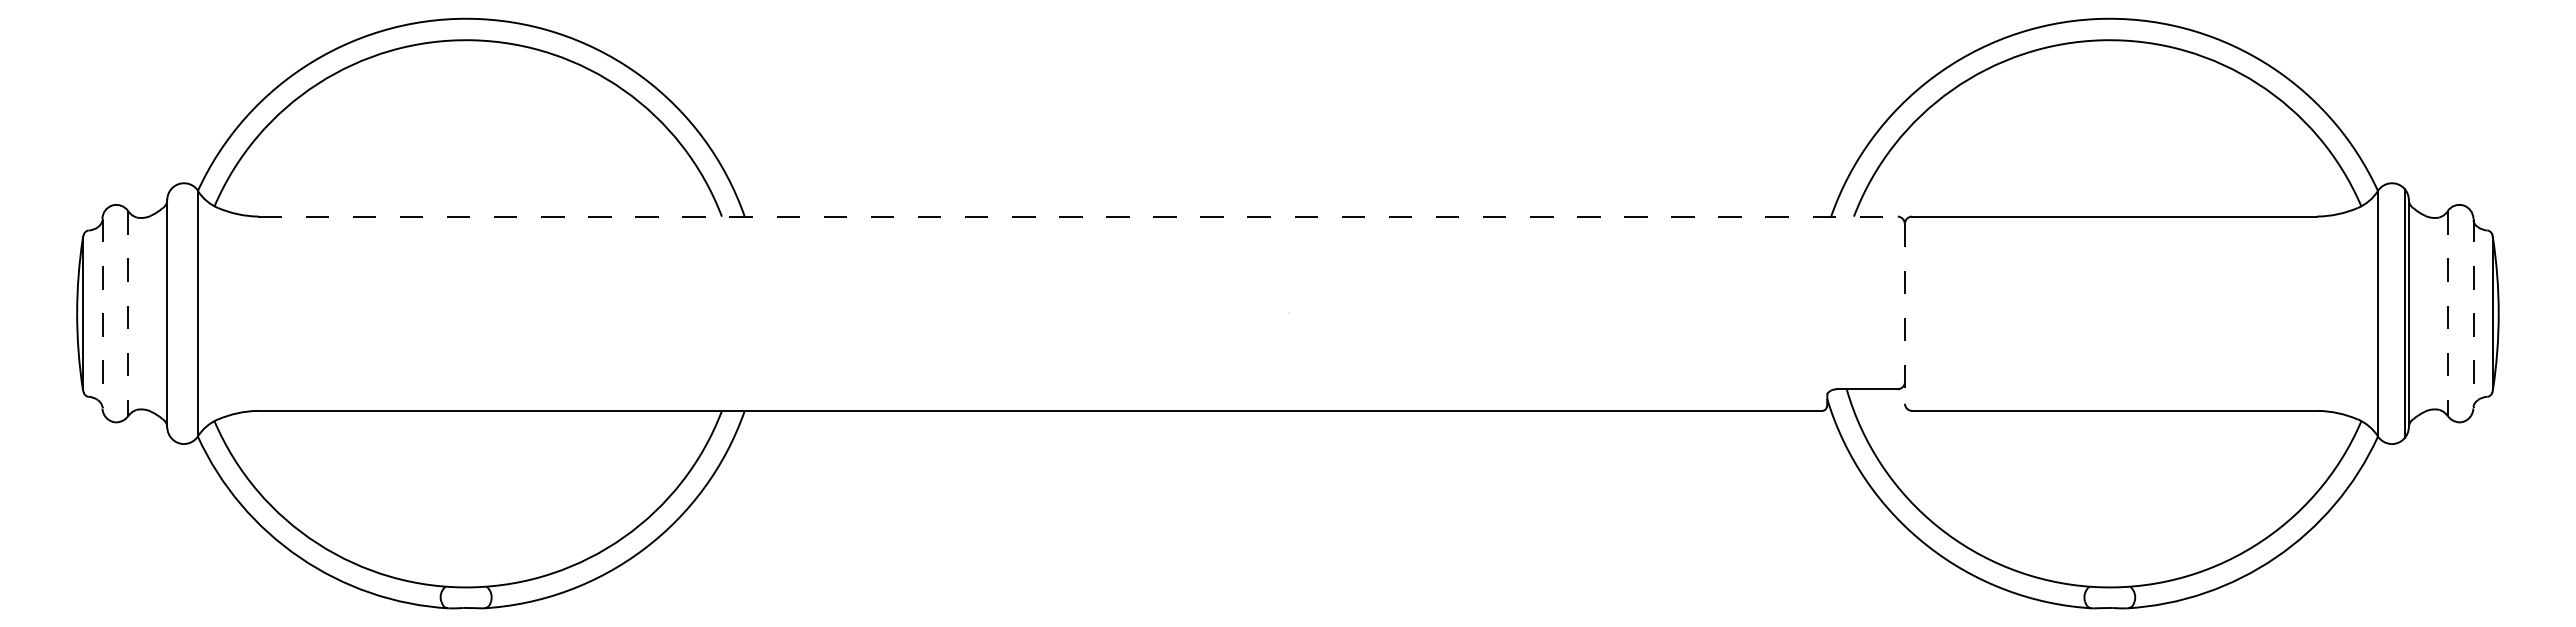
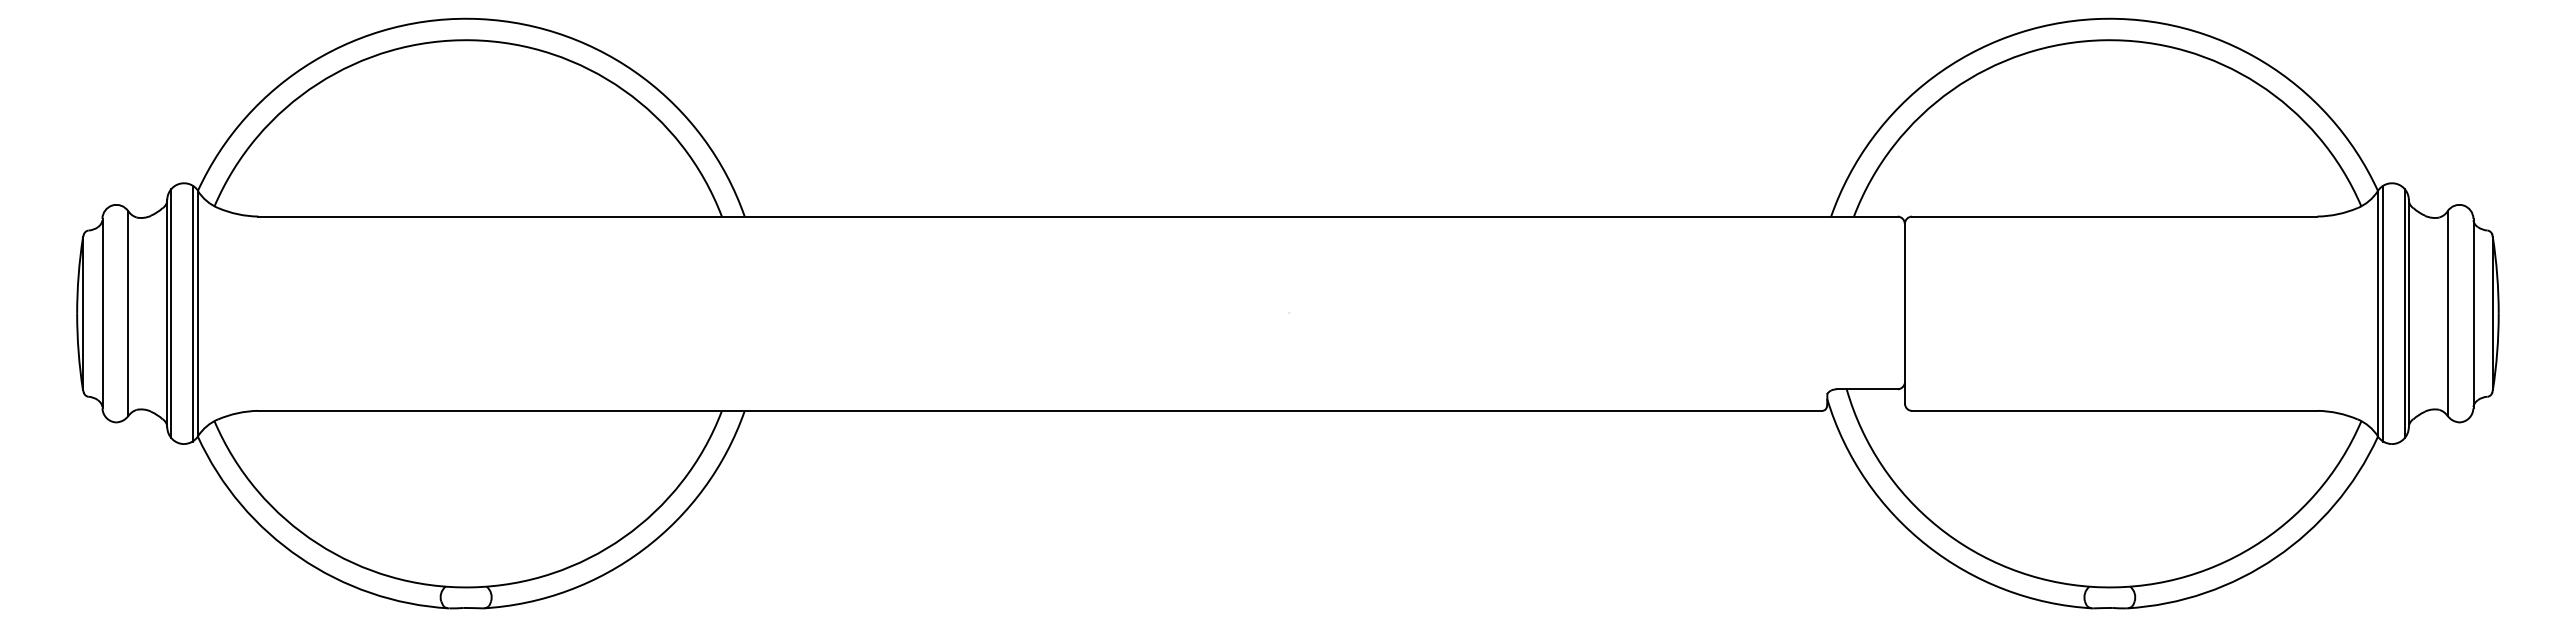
line: dashed -> solid (1078, 216)
line: dashed -> solid (102, 313)
line: none -> present (171, 313)
line: none -> present (192, 313)
line: none -> present (2383, 313)
line: dashed -> solid (2473, 313)
line: dashed -> solid (128, 314)
line: dashed -> solid (1904, 314)
line: dashed -> solid (2447, 314)
